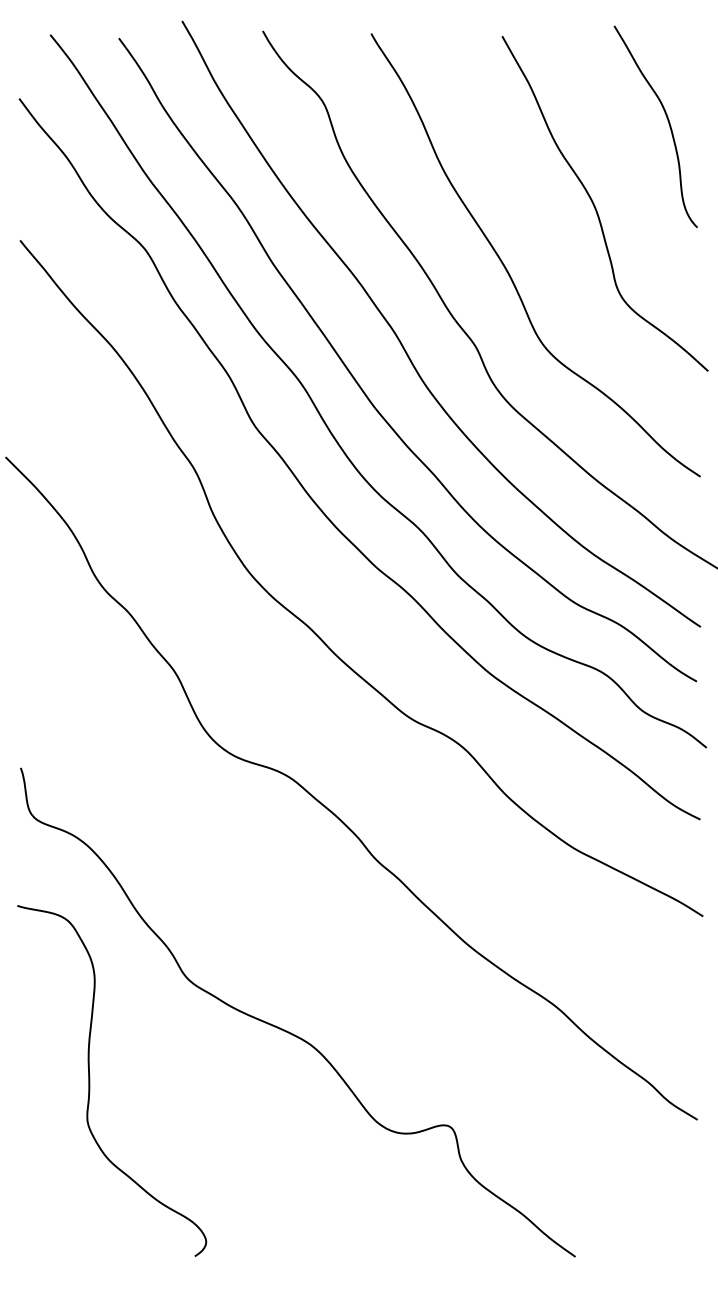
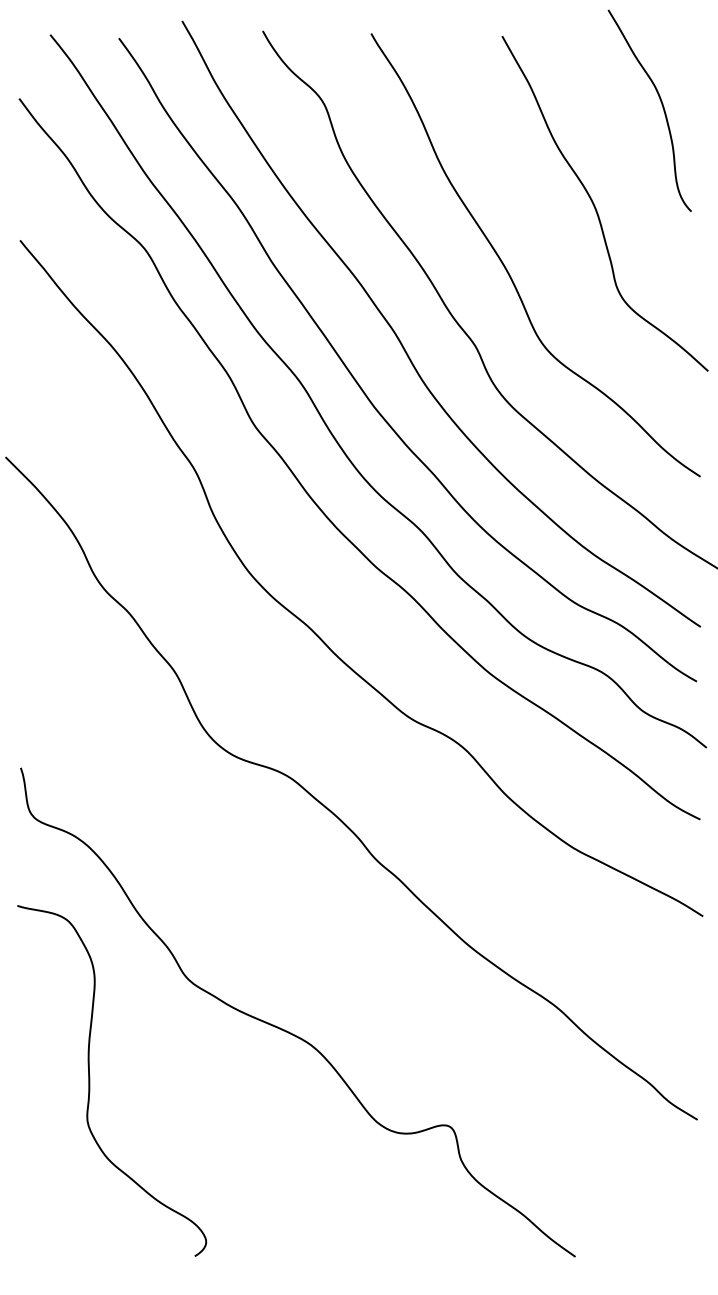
curve position: (667, 121) -> (661, 105) (661, 105)
